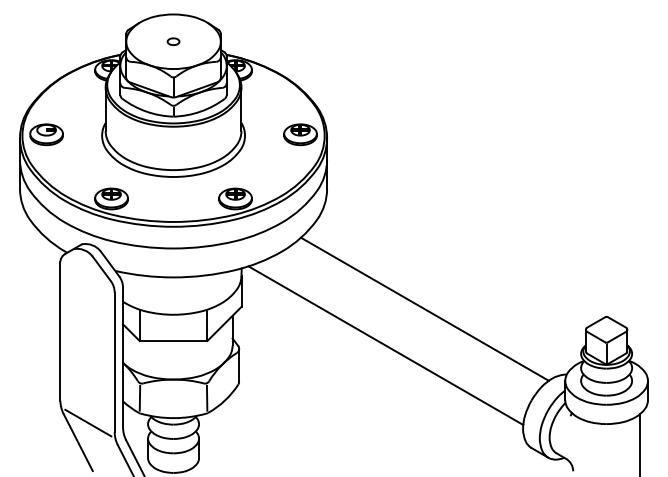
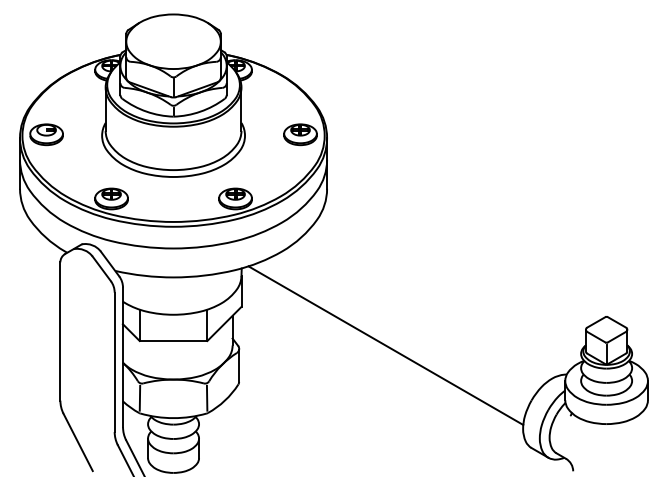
part: present -> none (173, 41)
line: present -> none (424, 308)
line: present -> none (88, 422)
line: present -> none (640, 443)
